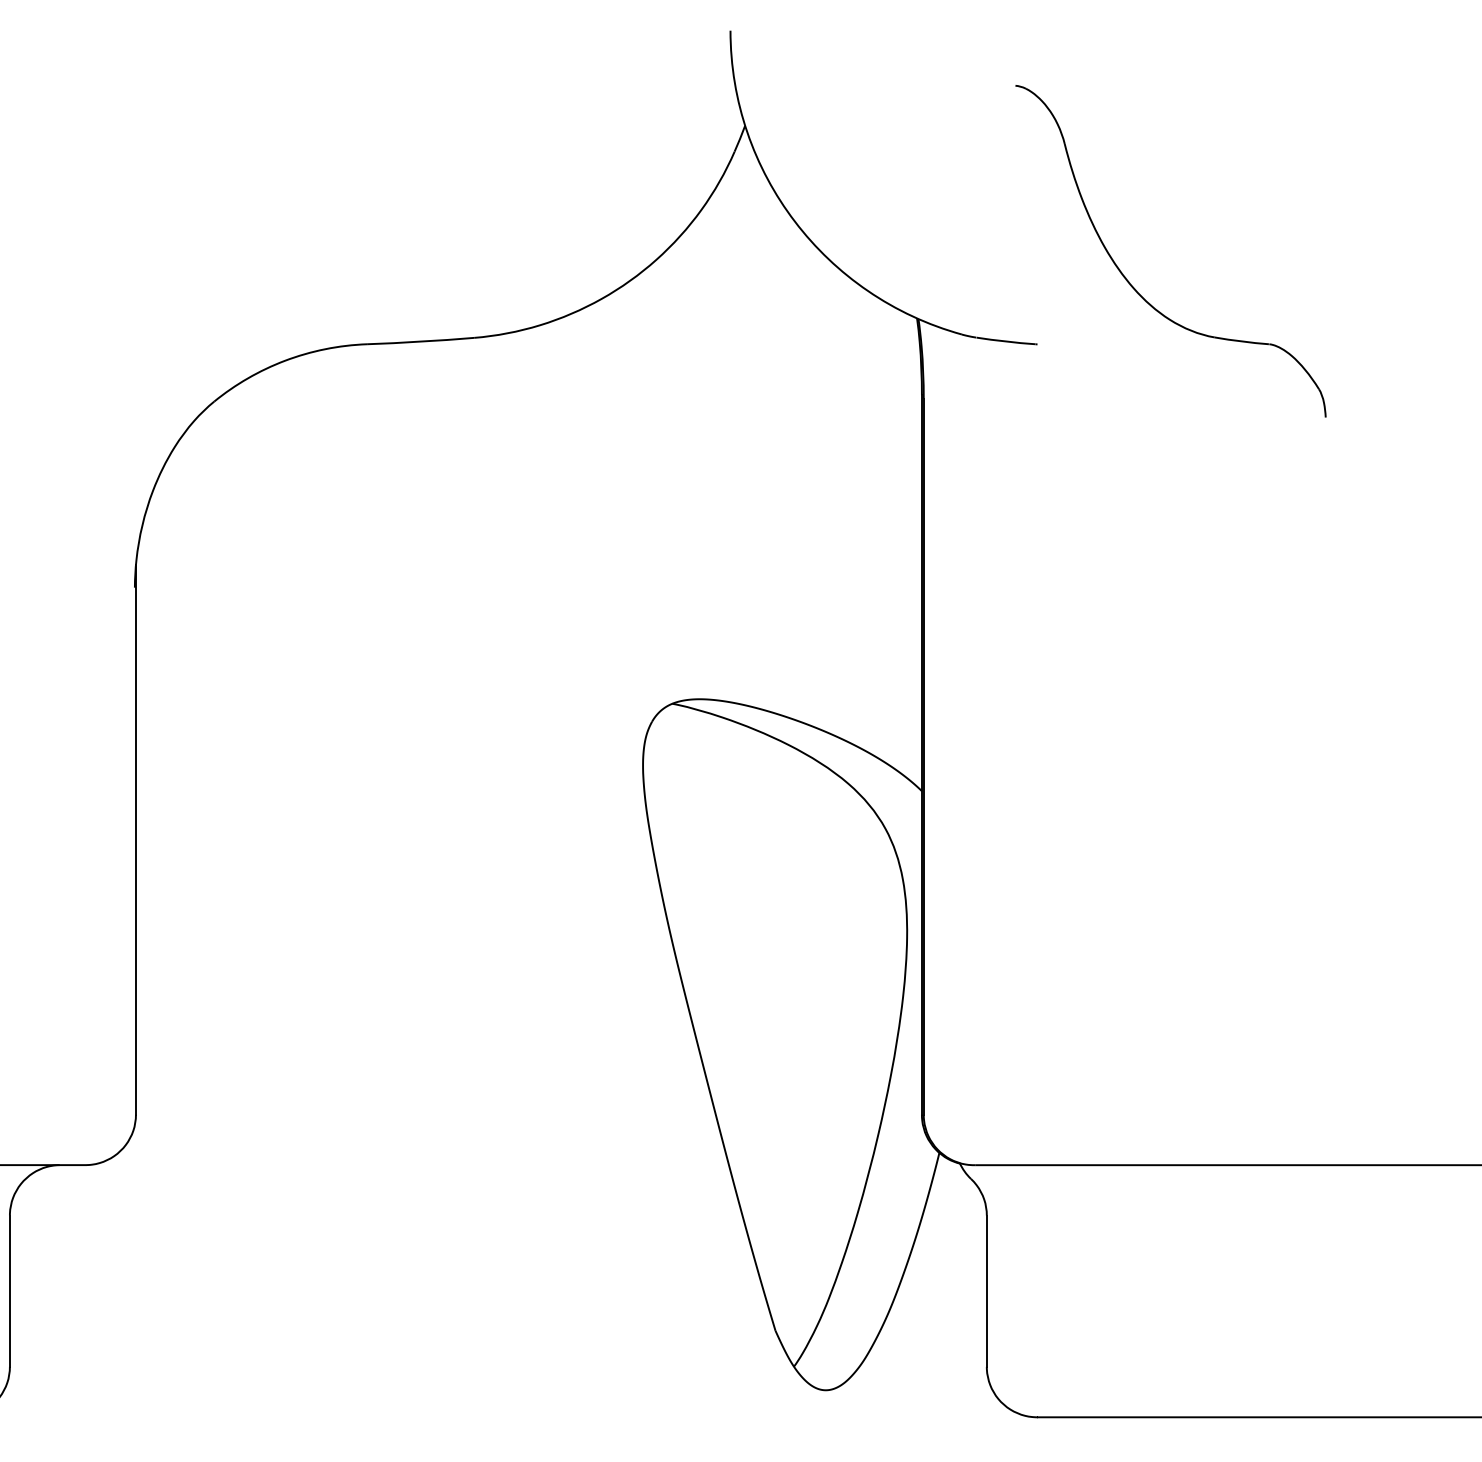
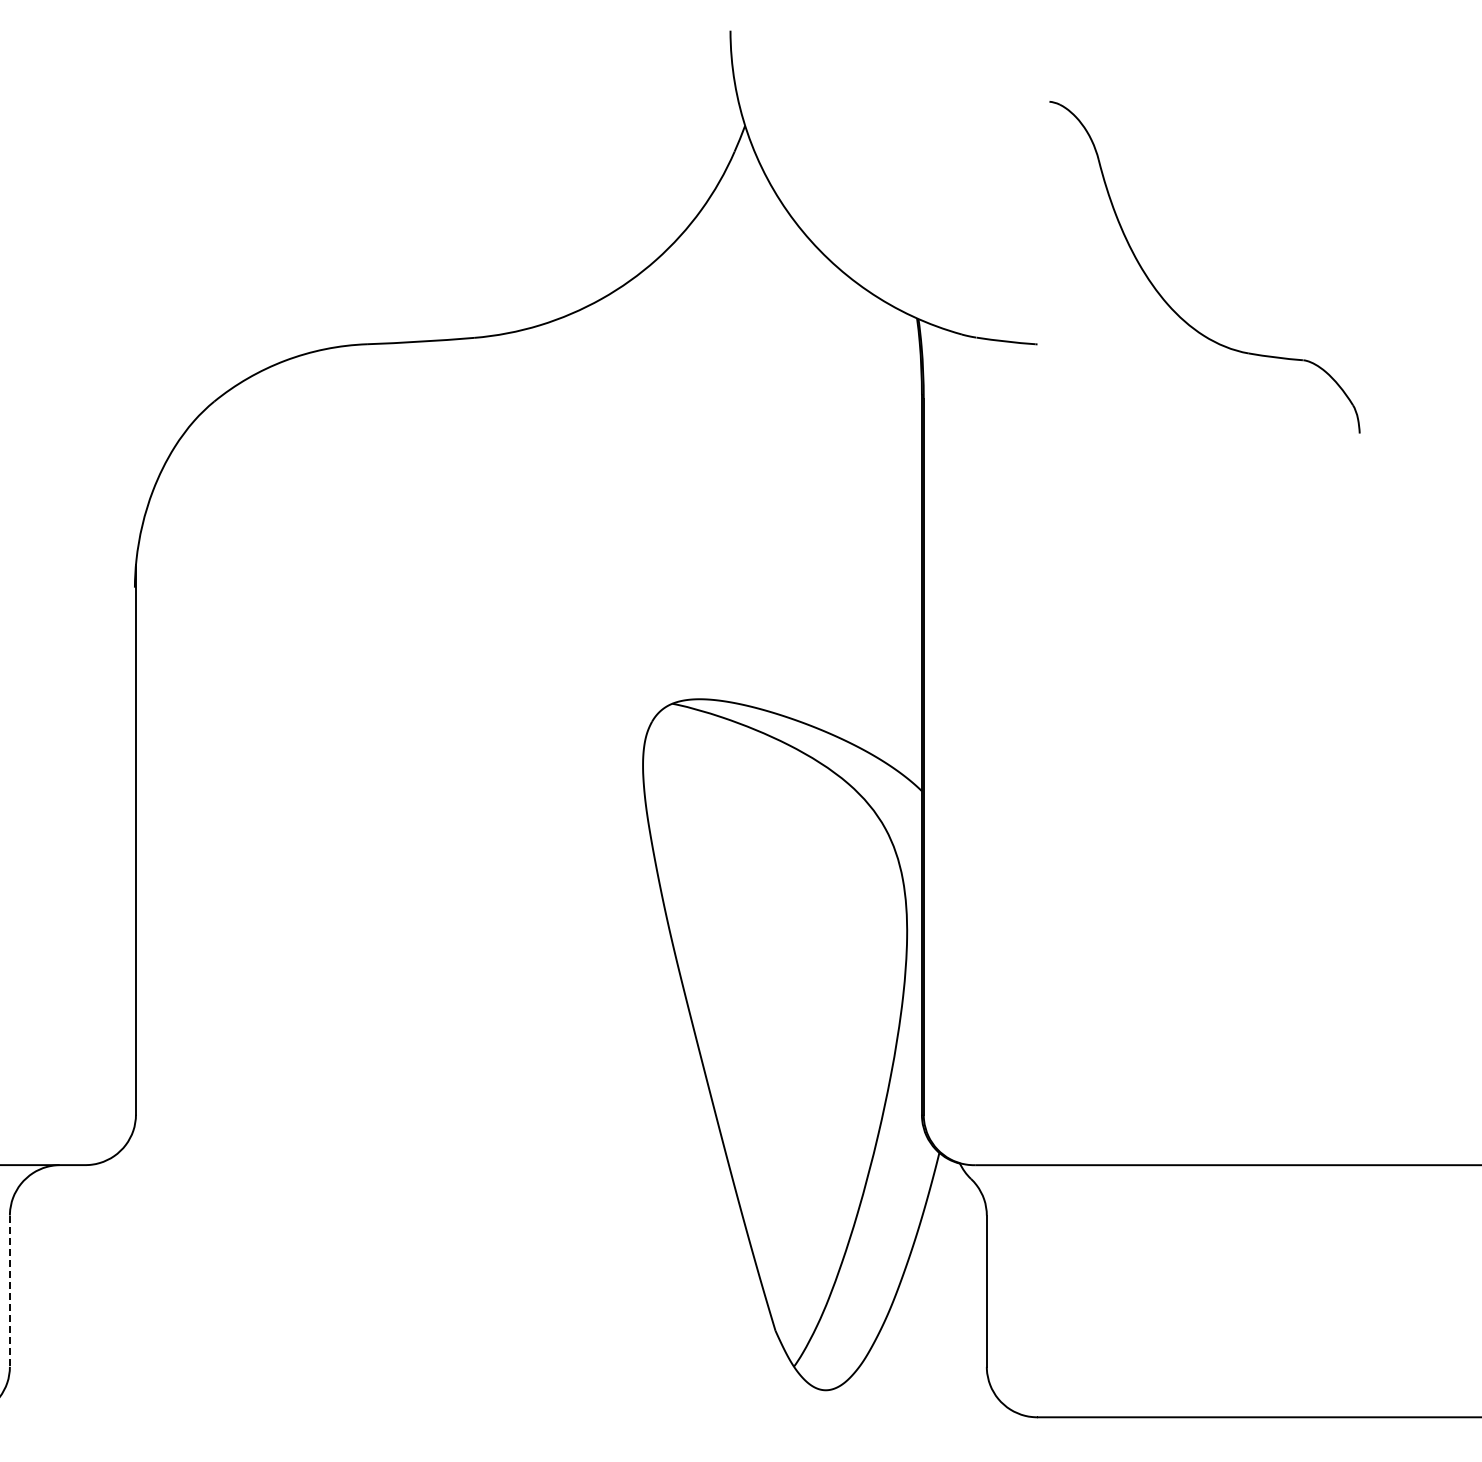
part position: (1129, 281) -> (1163, 297) (1163, 297)
line: solid -> dashed (9, 1291)
